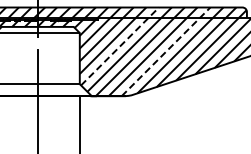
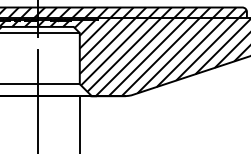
line: dashed -> solid (120, 46)
line: dashed -> solid (166, 51)
